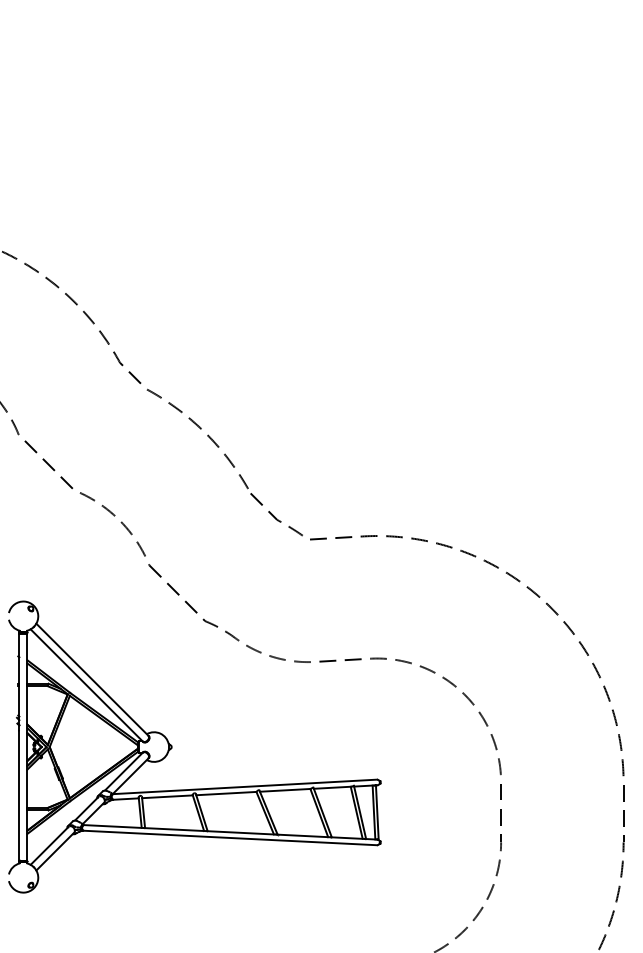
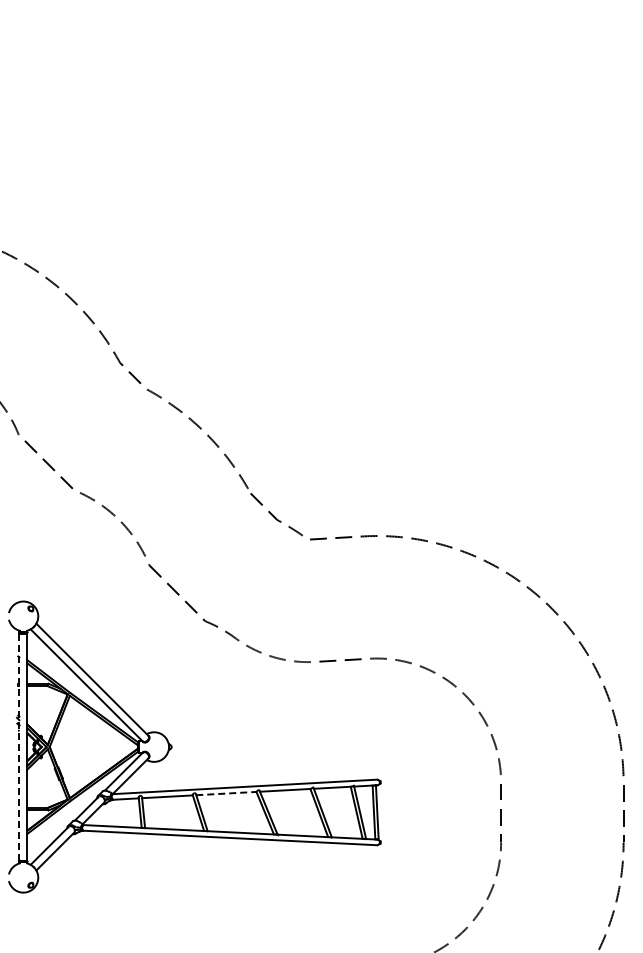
line: solid -> dashed (19, 747)
line: solid -> dashed (226, 793)
